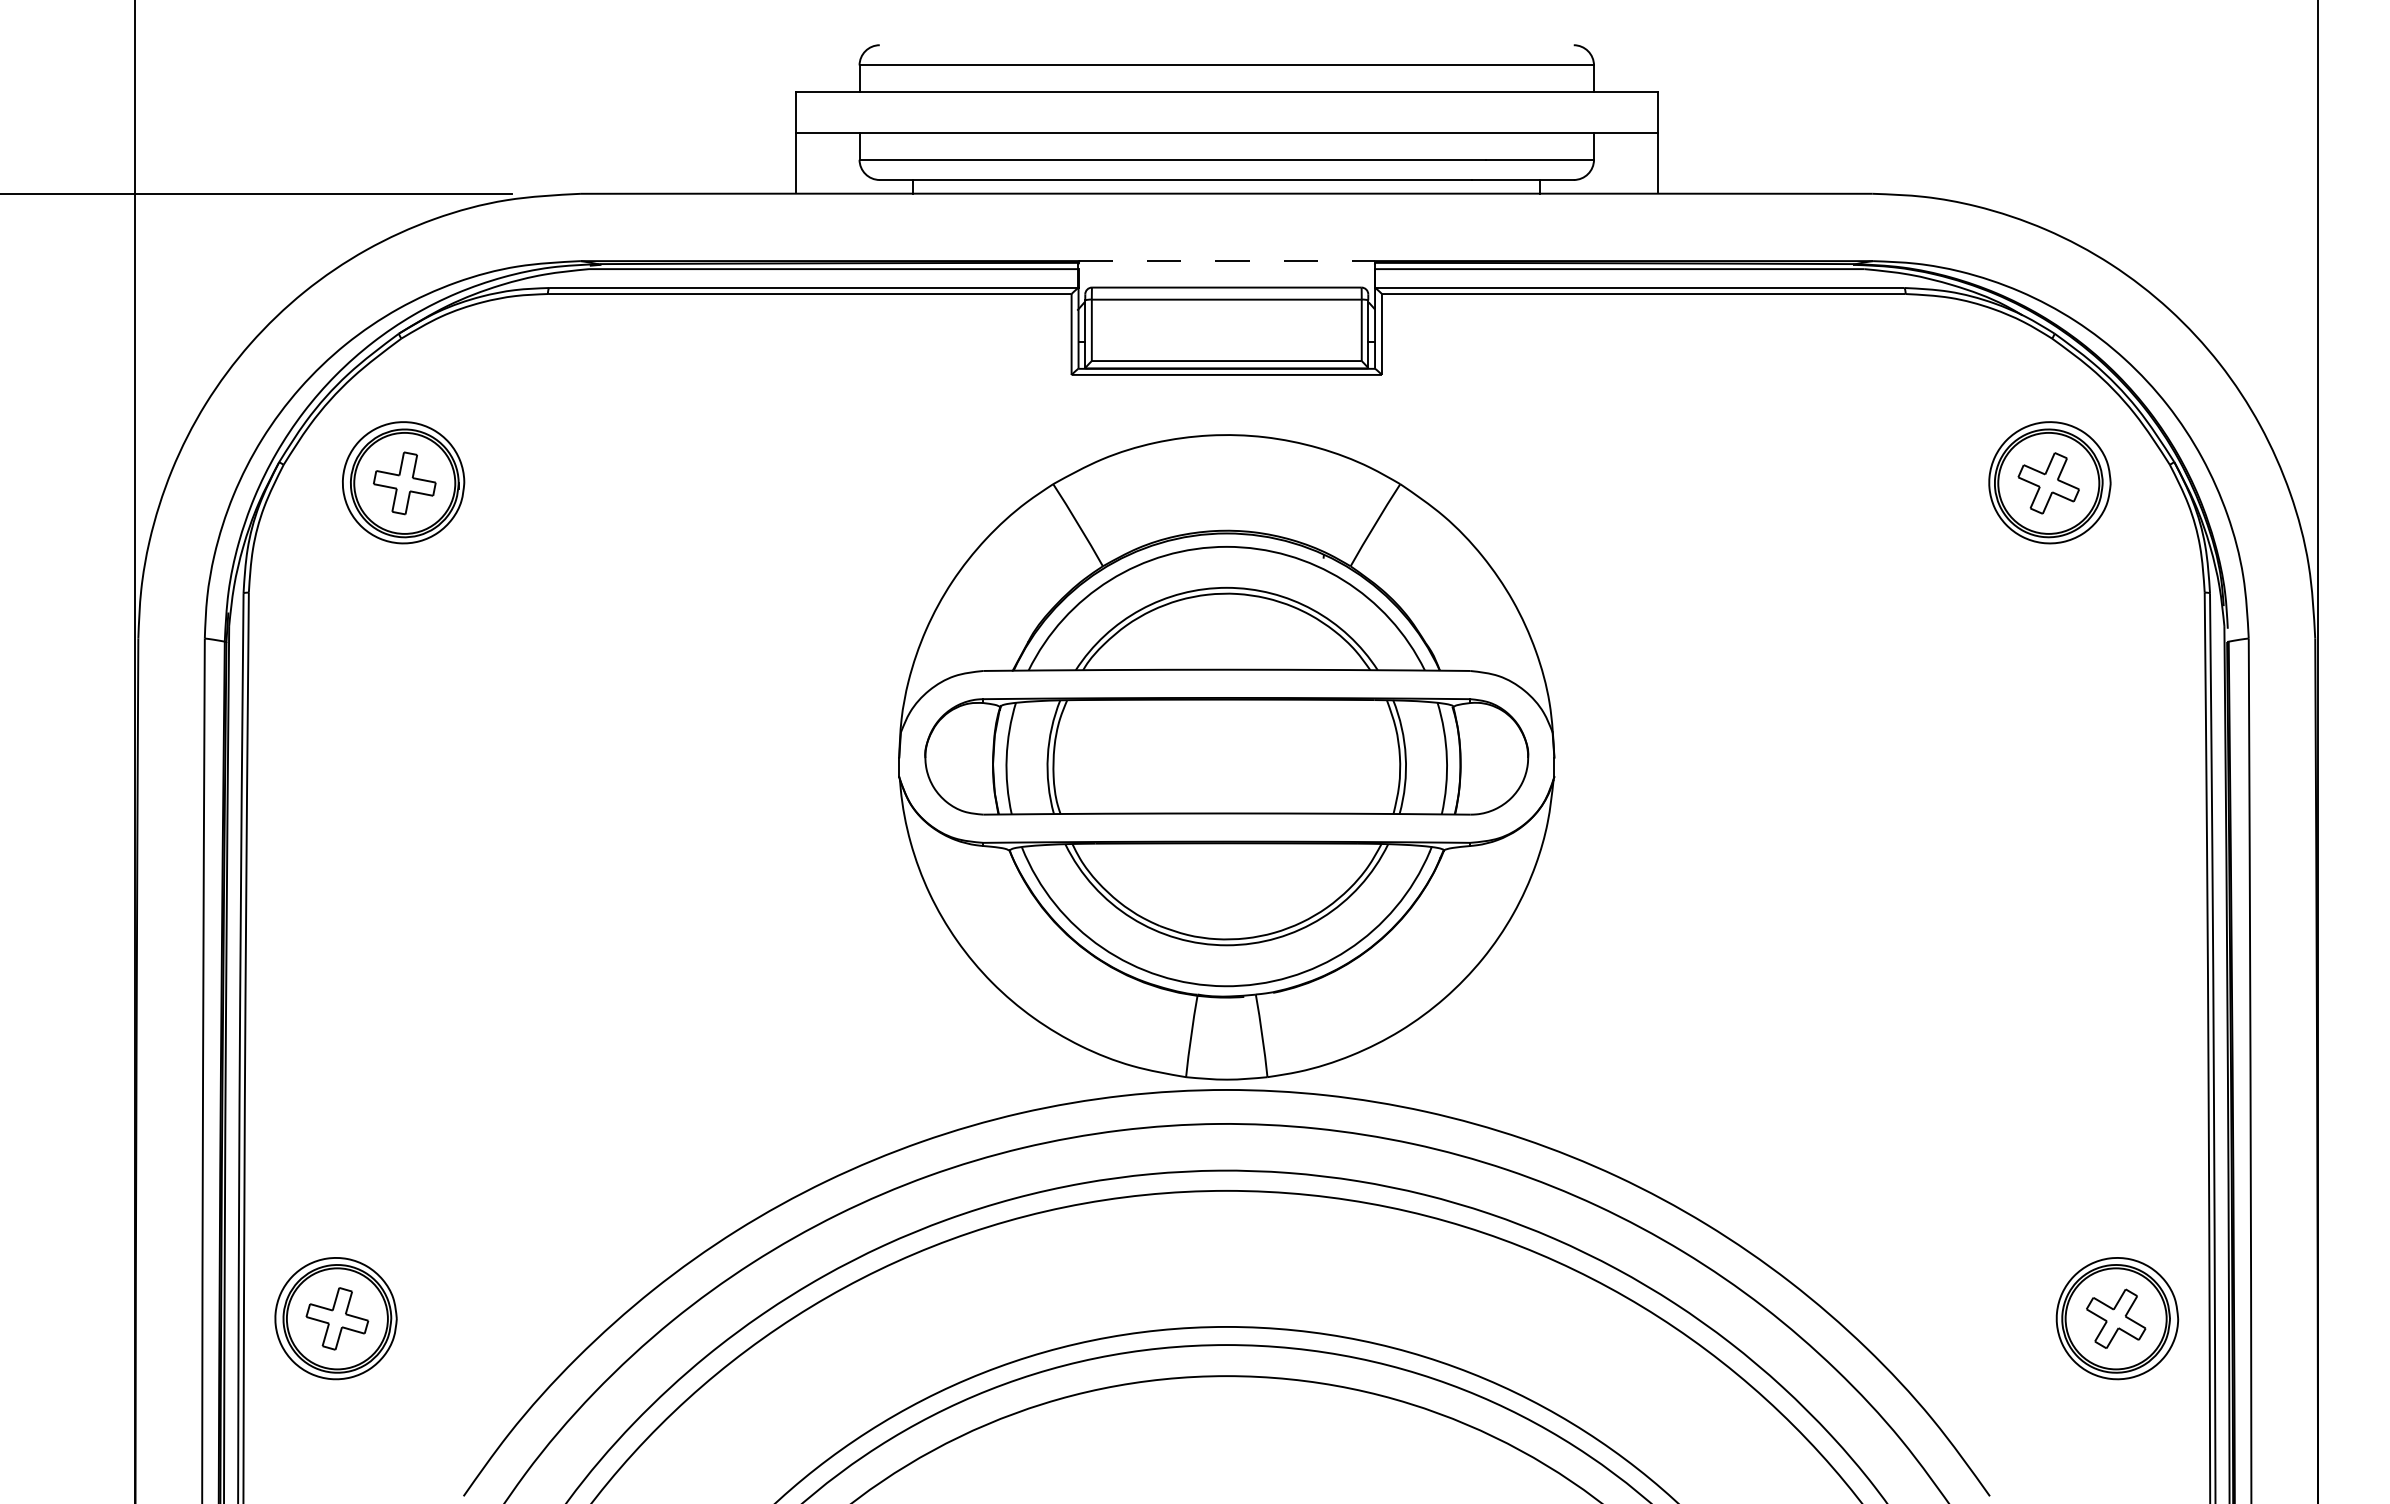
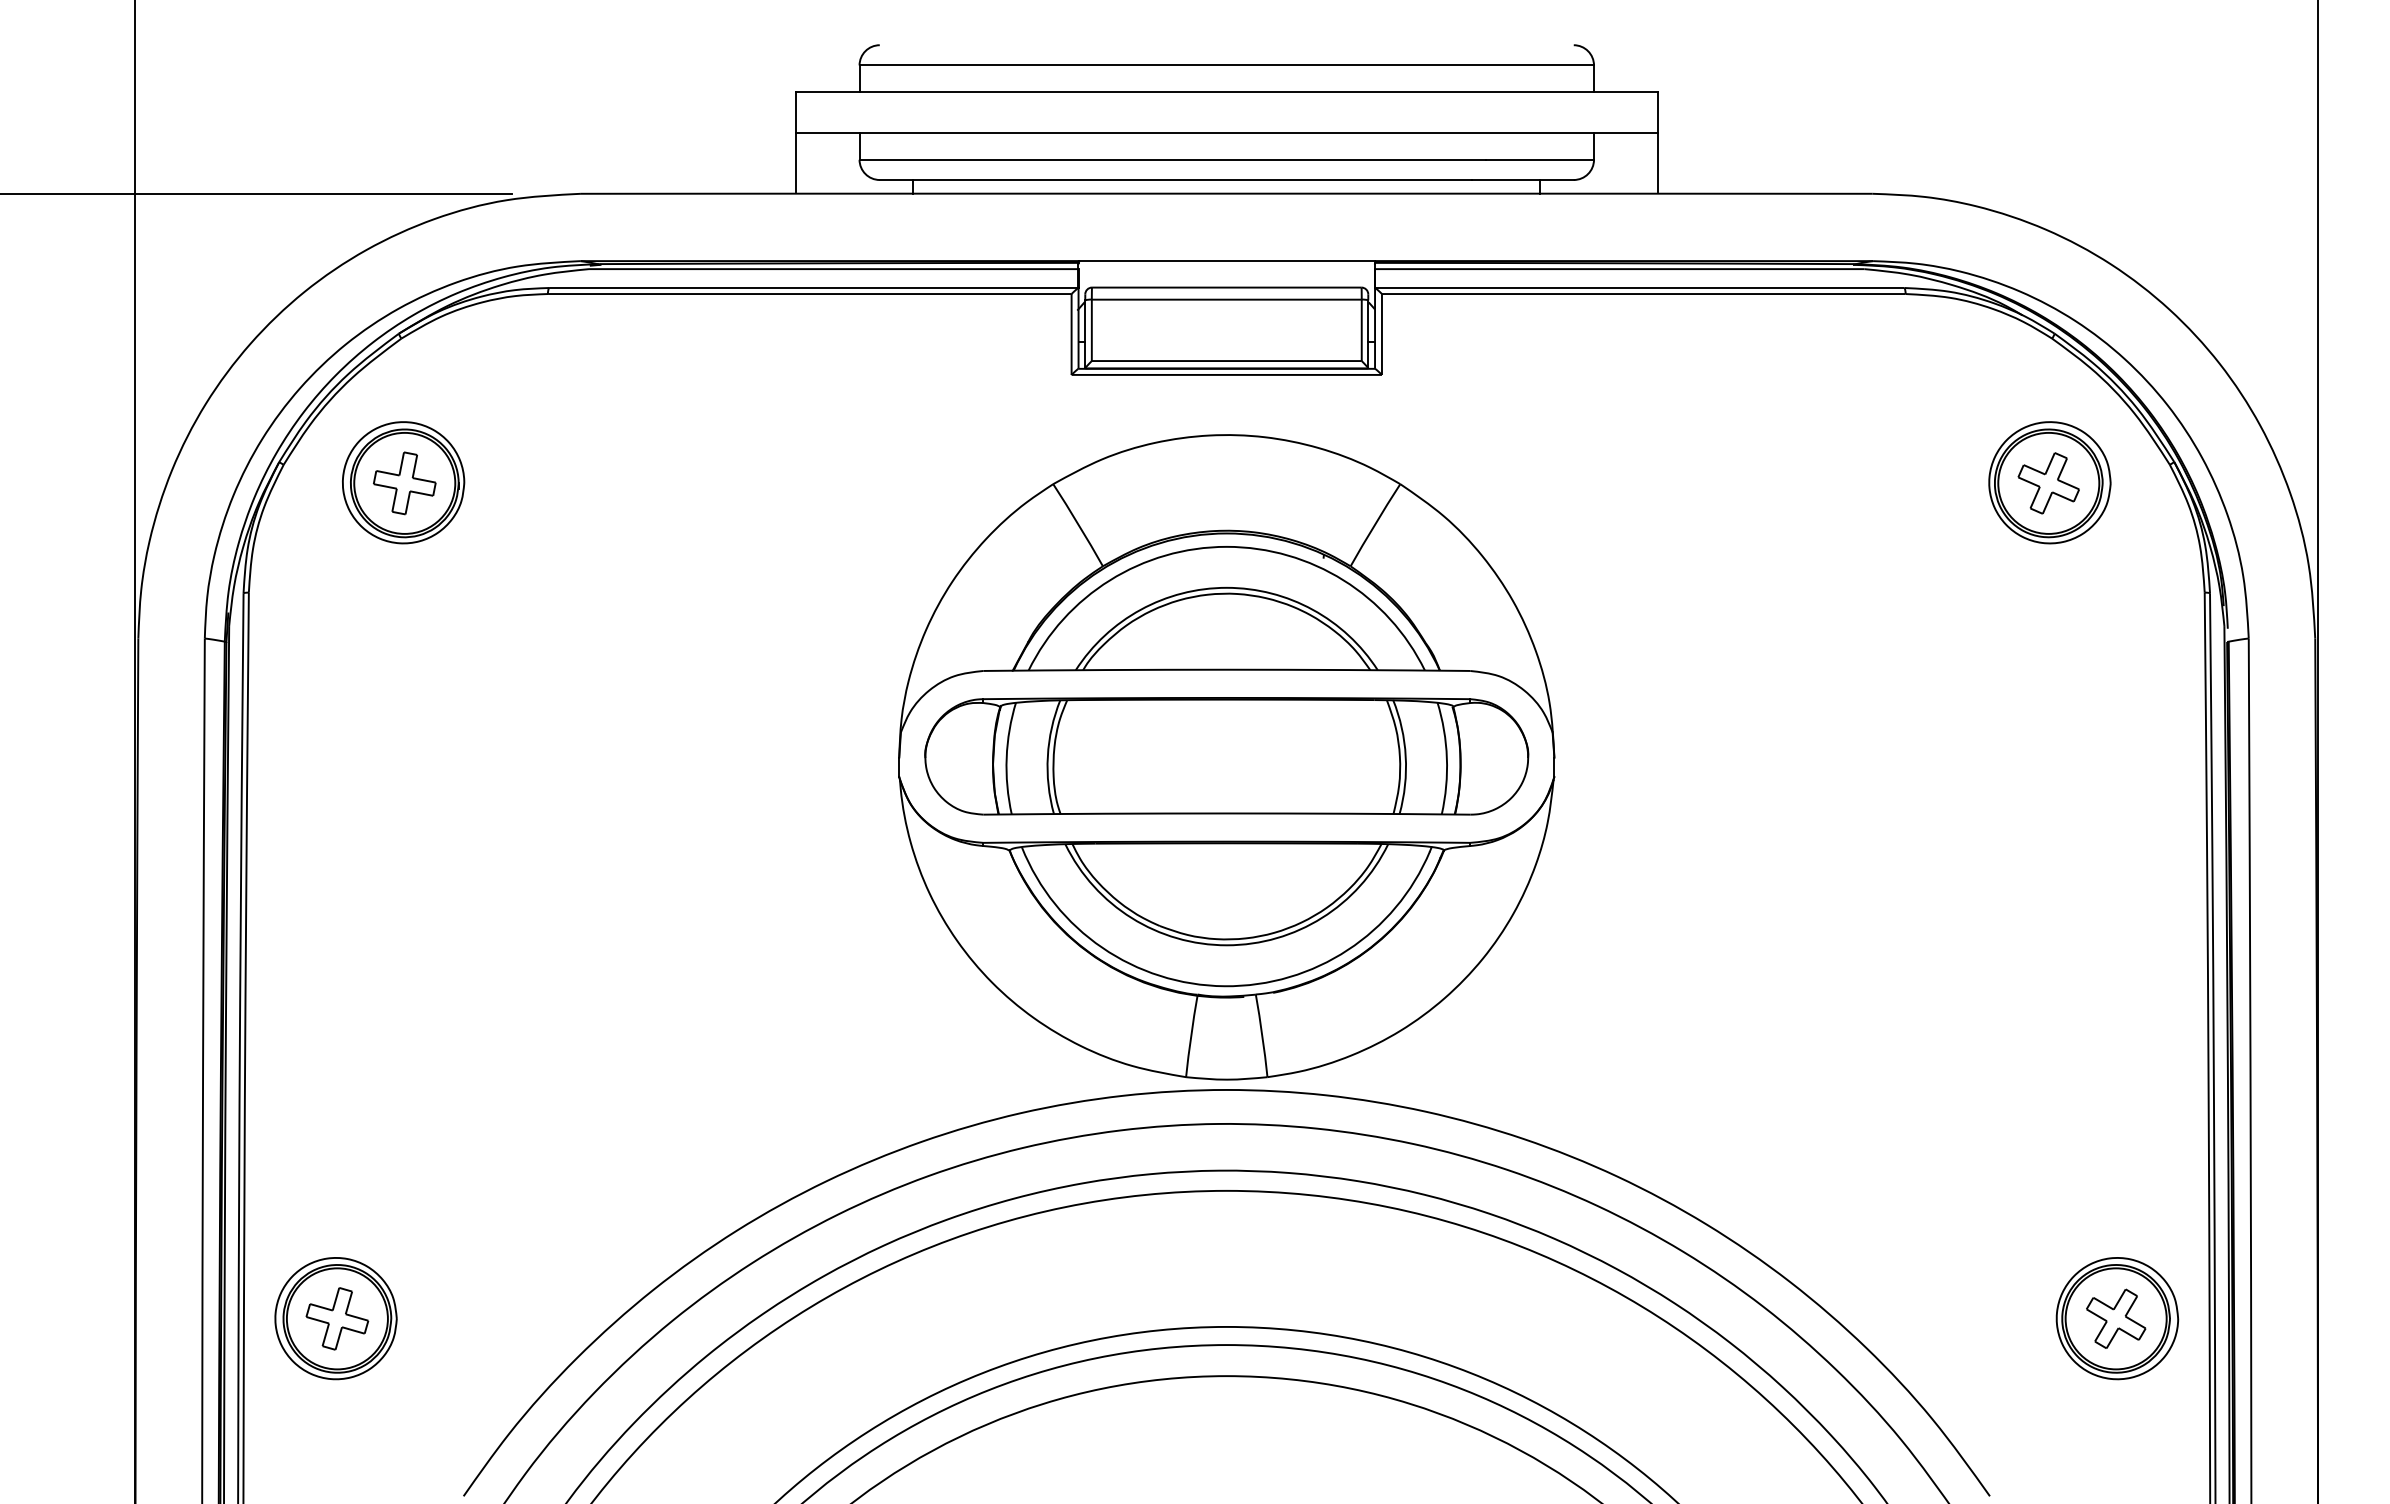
line: dashed -> solid (1227, 261)
